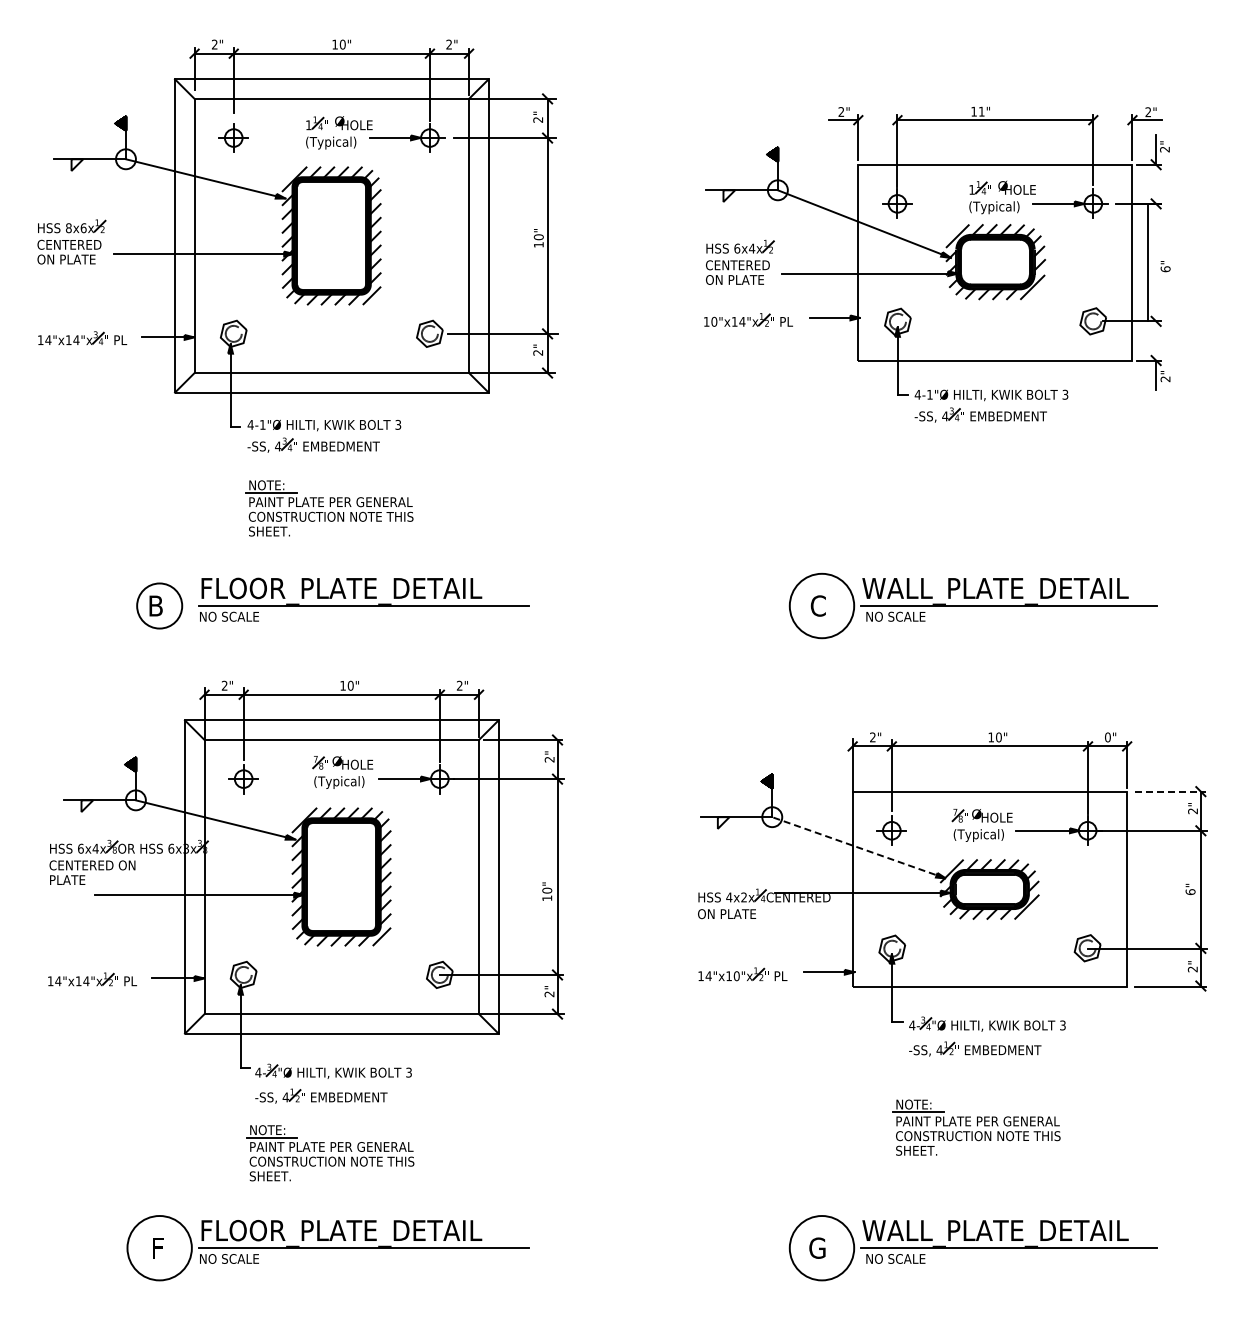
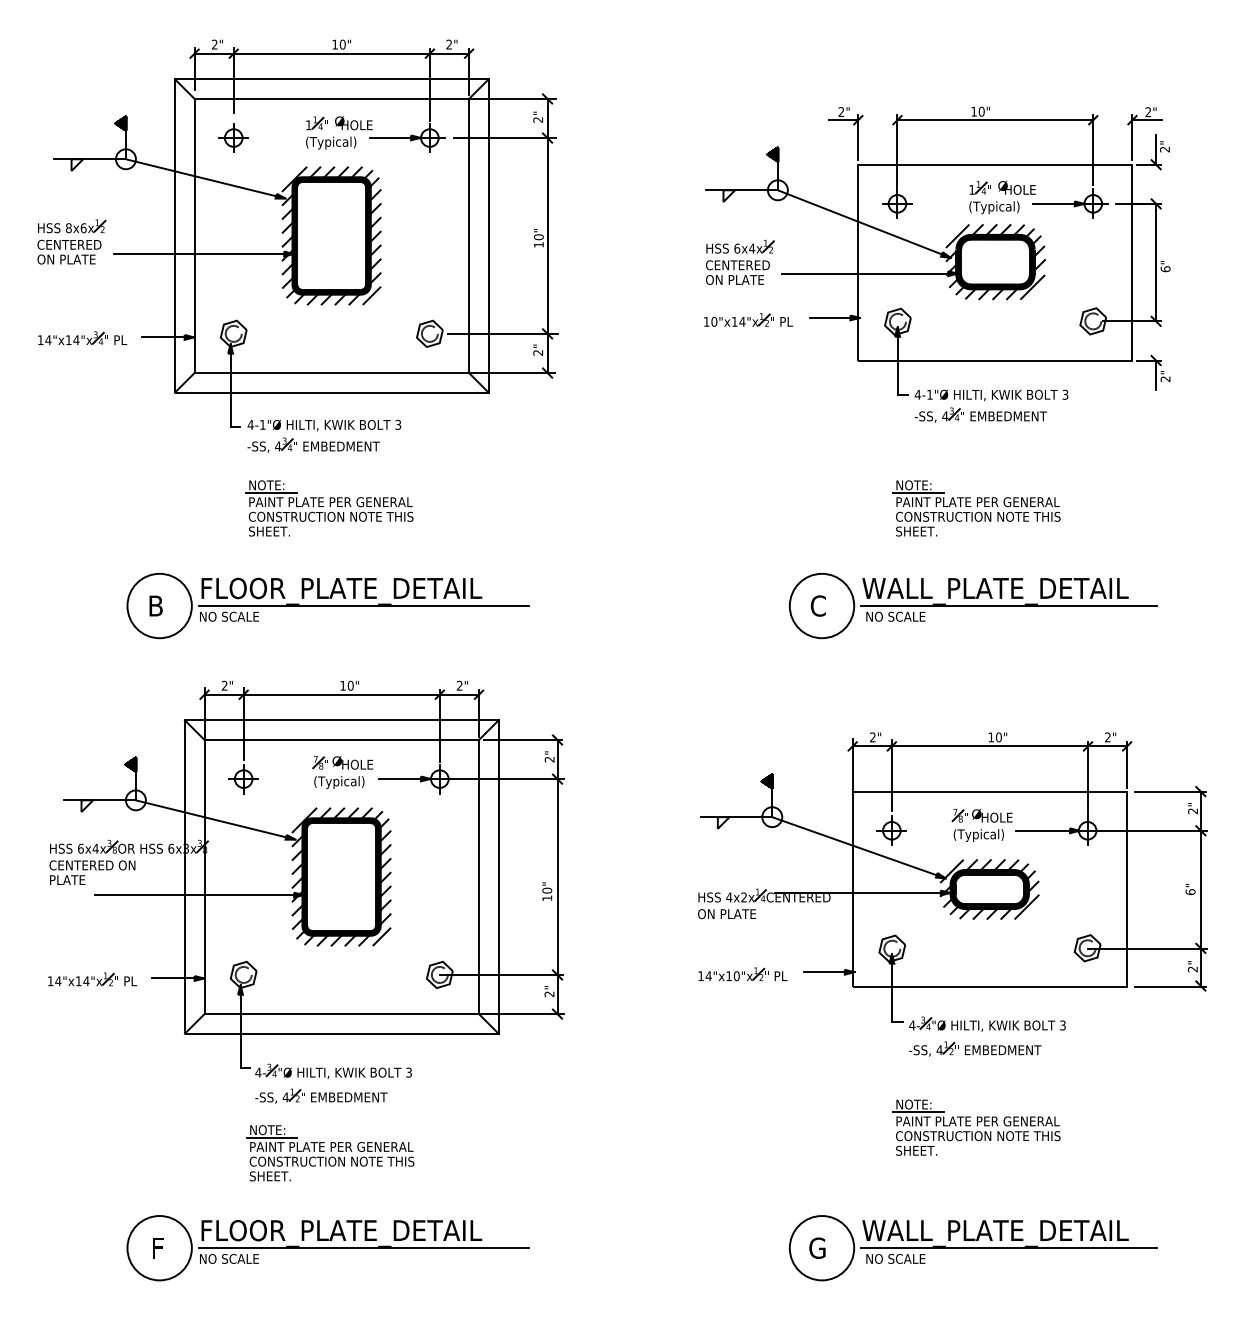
text: 11" -> 10" (981, 111)
line position: (1148, 262) -> (1156, 262) (1156, 262)
part: none -> present (976, 508)
circle diameter: 45 px -> 64 px (159, 605)
text: 0" -> 2" (1107, 737)
line: dashed -> solid (1170, 791)
line: dashed -> solid (858, 847)
